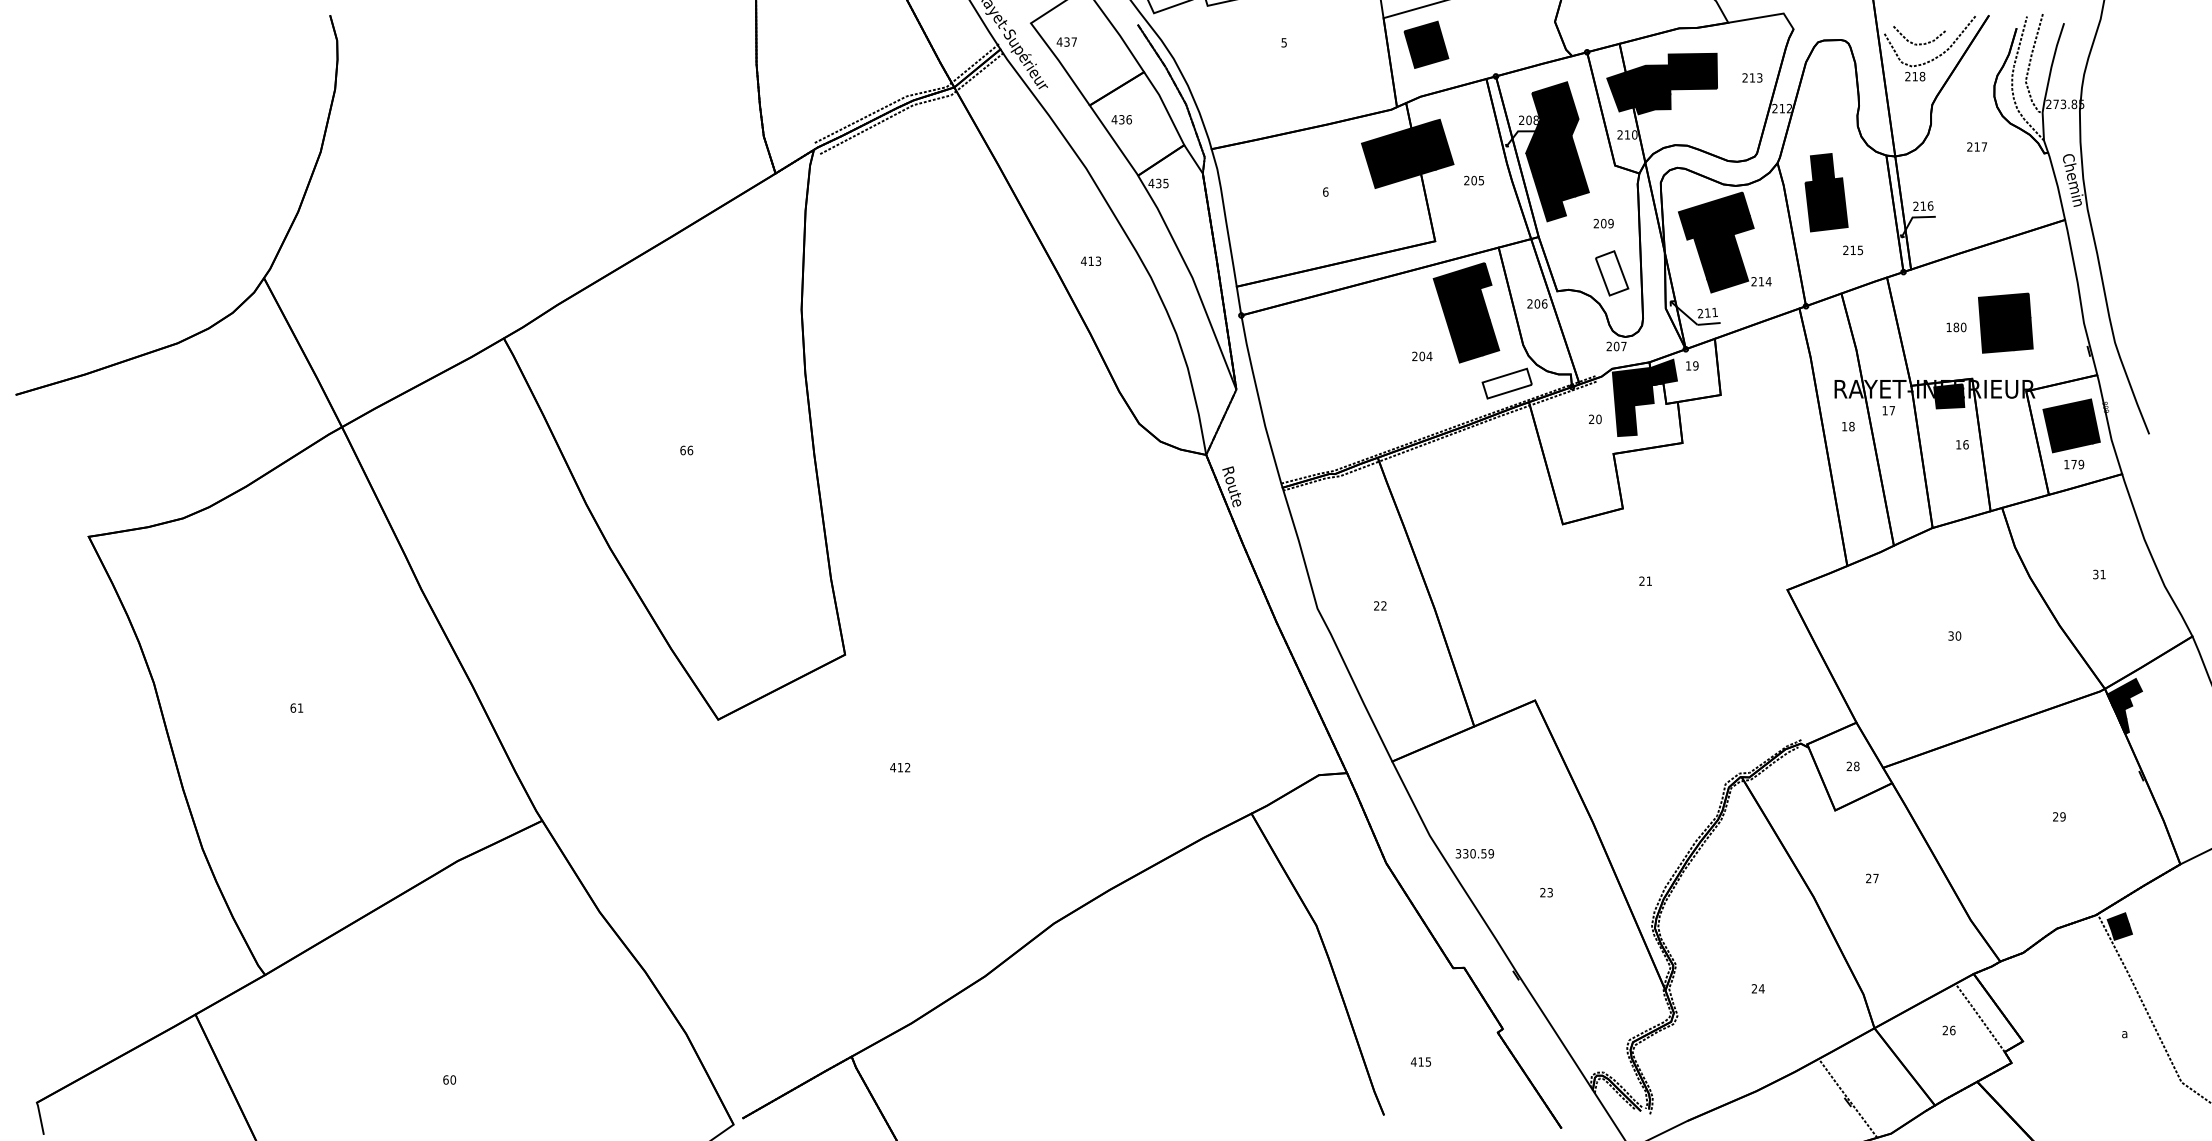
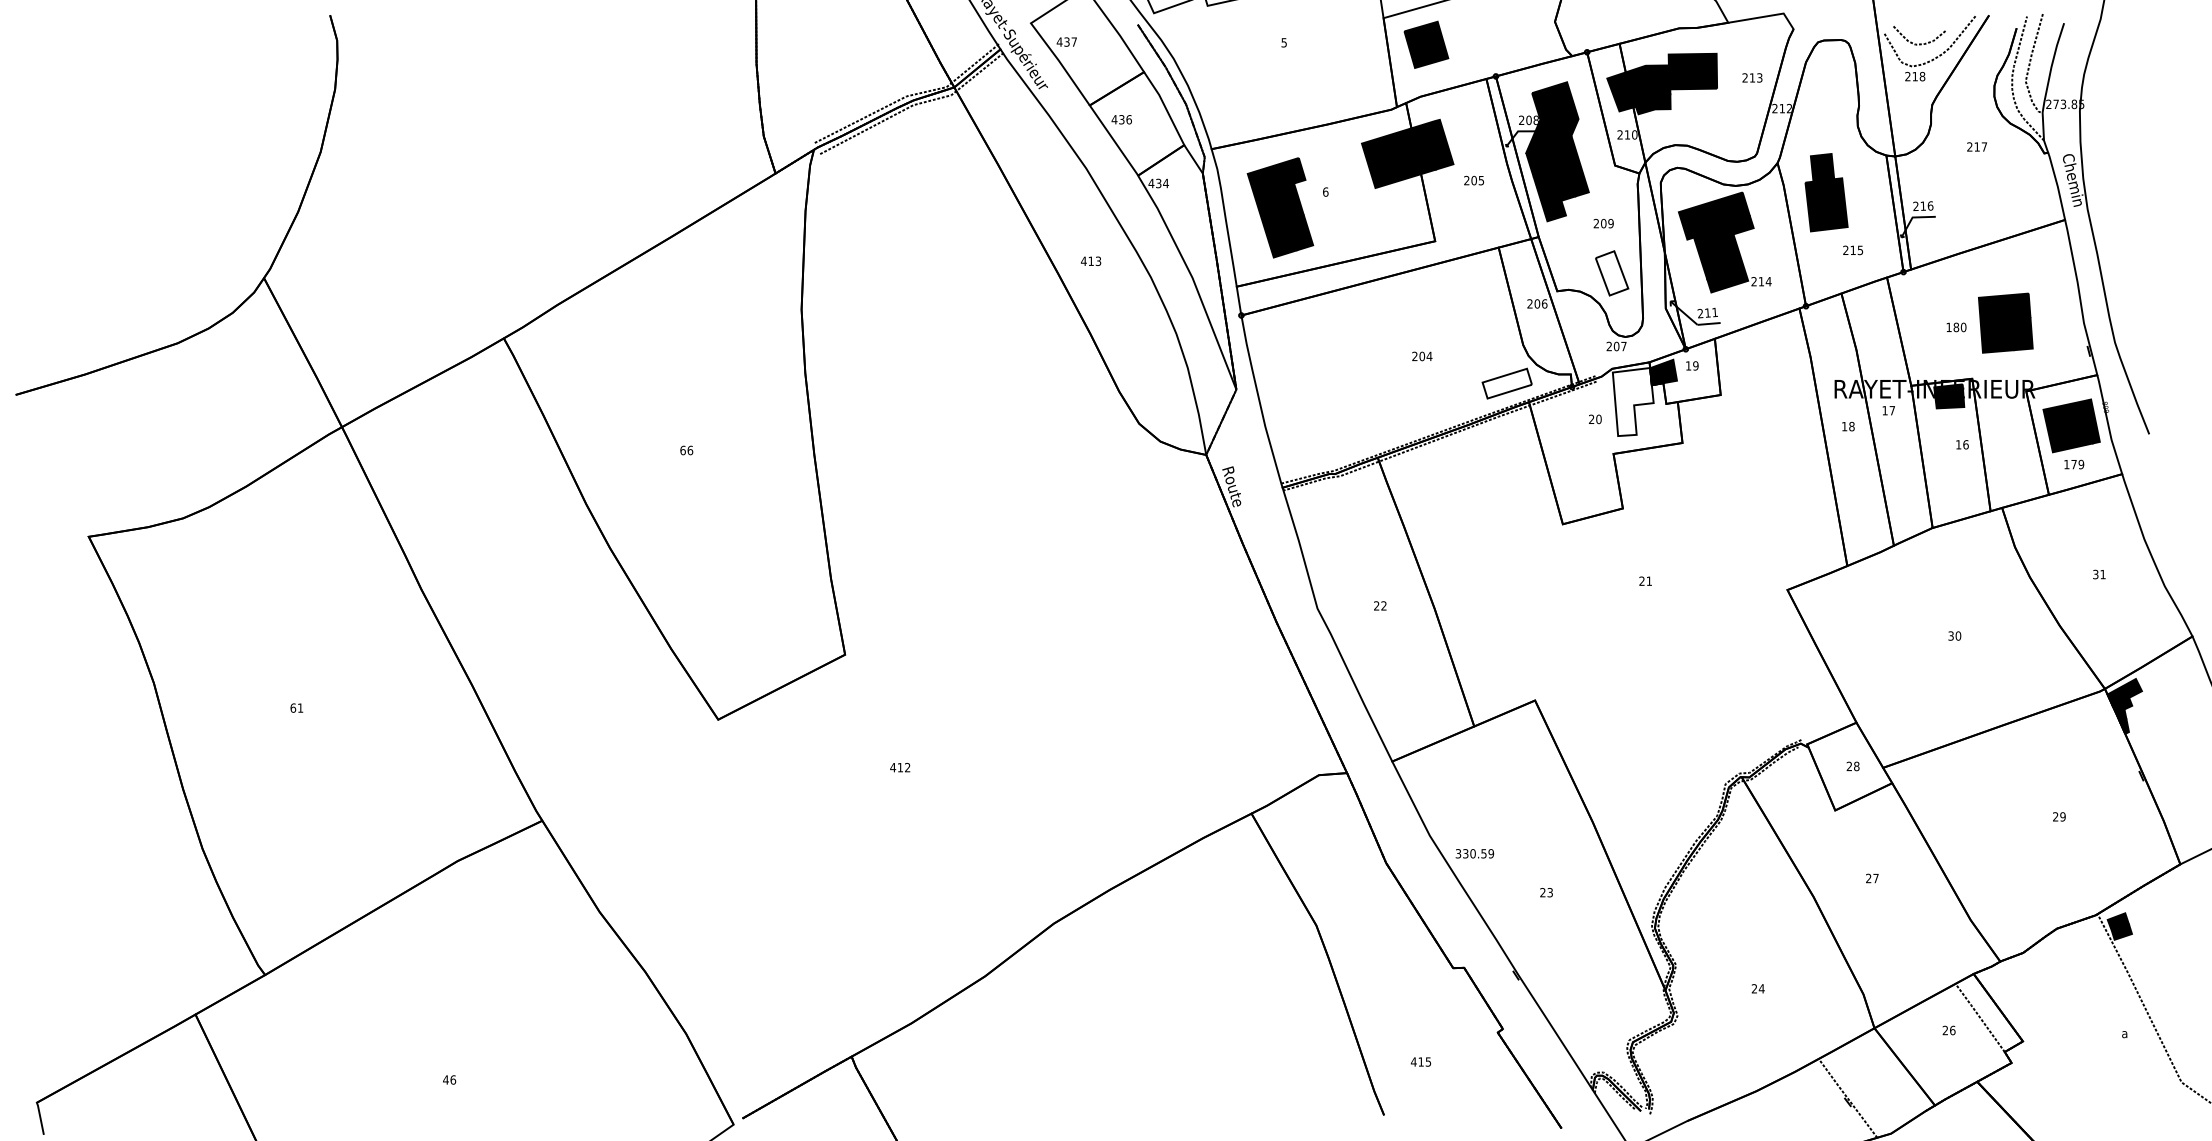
text: 435 -> 434 (1165, 183)
part position: (1466, 312) -> (1280, 207) (1280, 207)
fill: present -> none (1632, 402)
text: 60 -> 46 (449, 1079)
